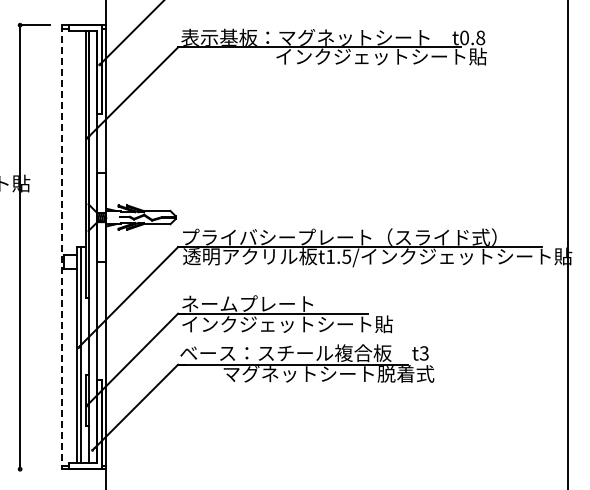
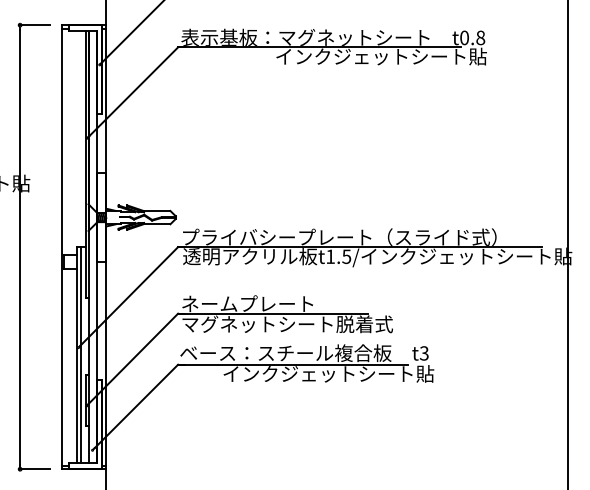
line: dashed -> solid (61, 247)
text: インクジェットシート貼 -> マグネットシート脱着式 (287, 324)
text: マグネットシート脱着式 -> インクジェットシート貼 (328, 373)
line: none -> present (34, 469)
